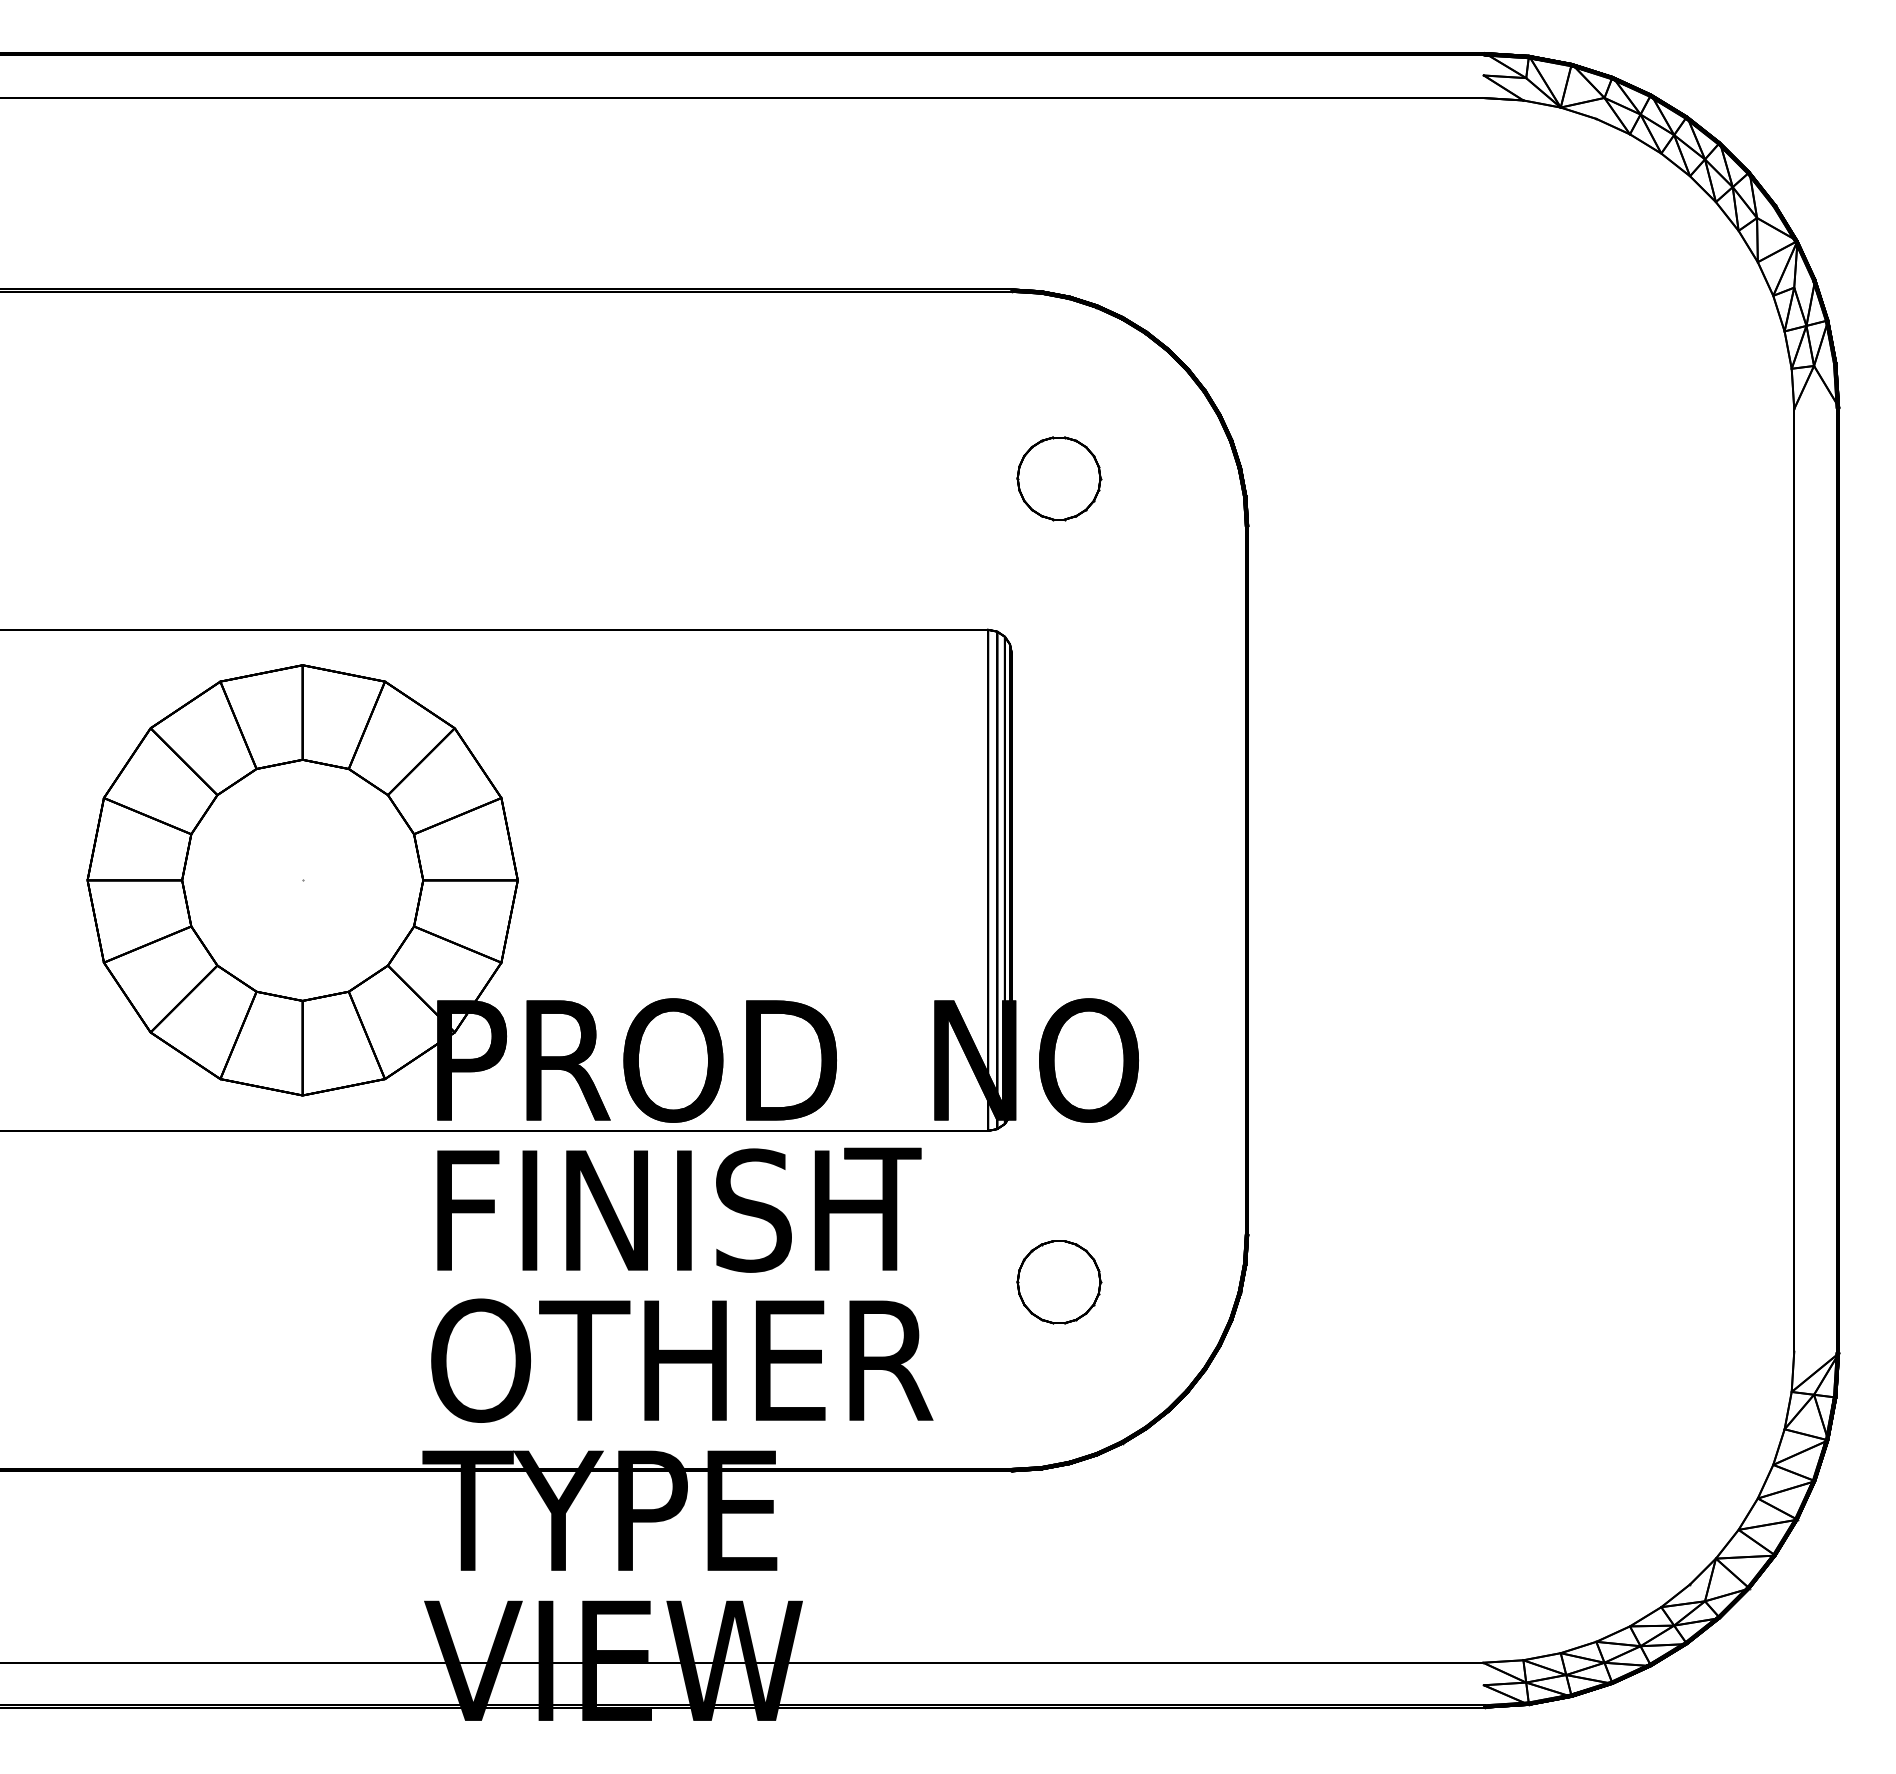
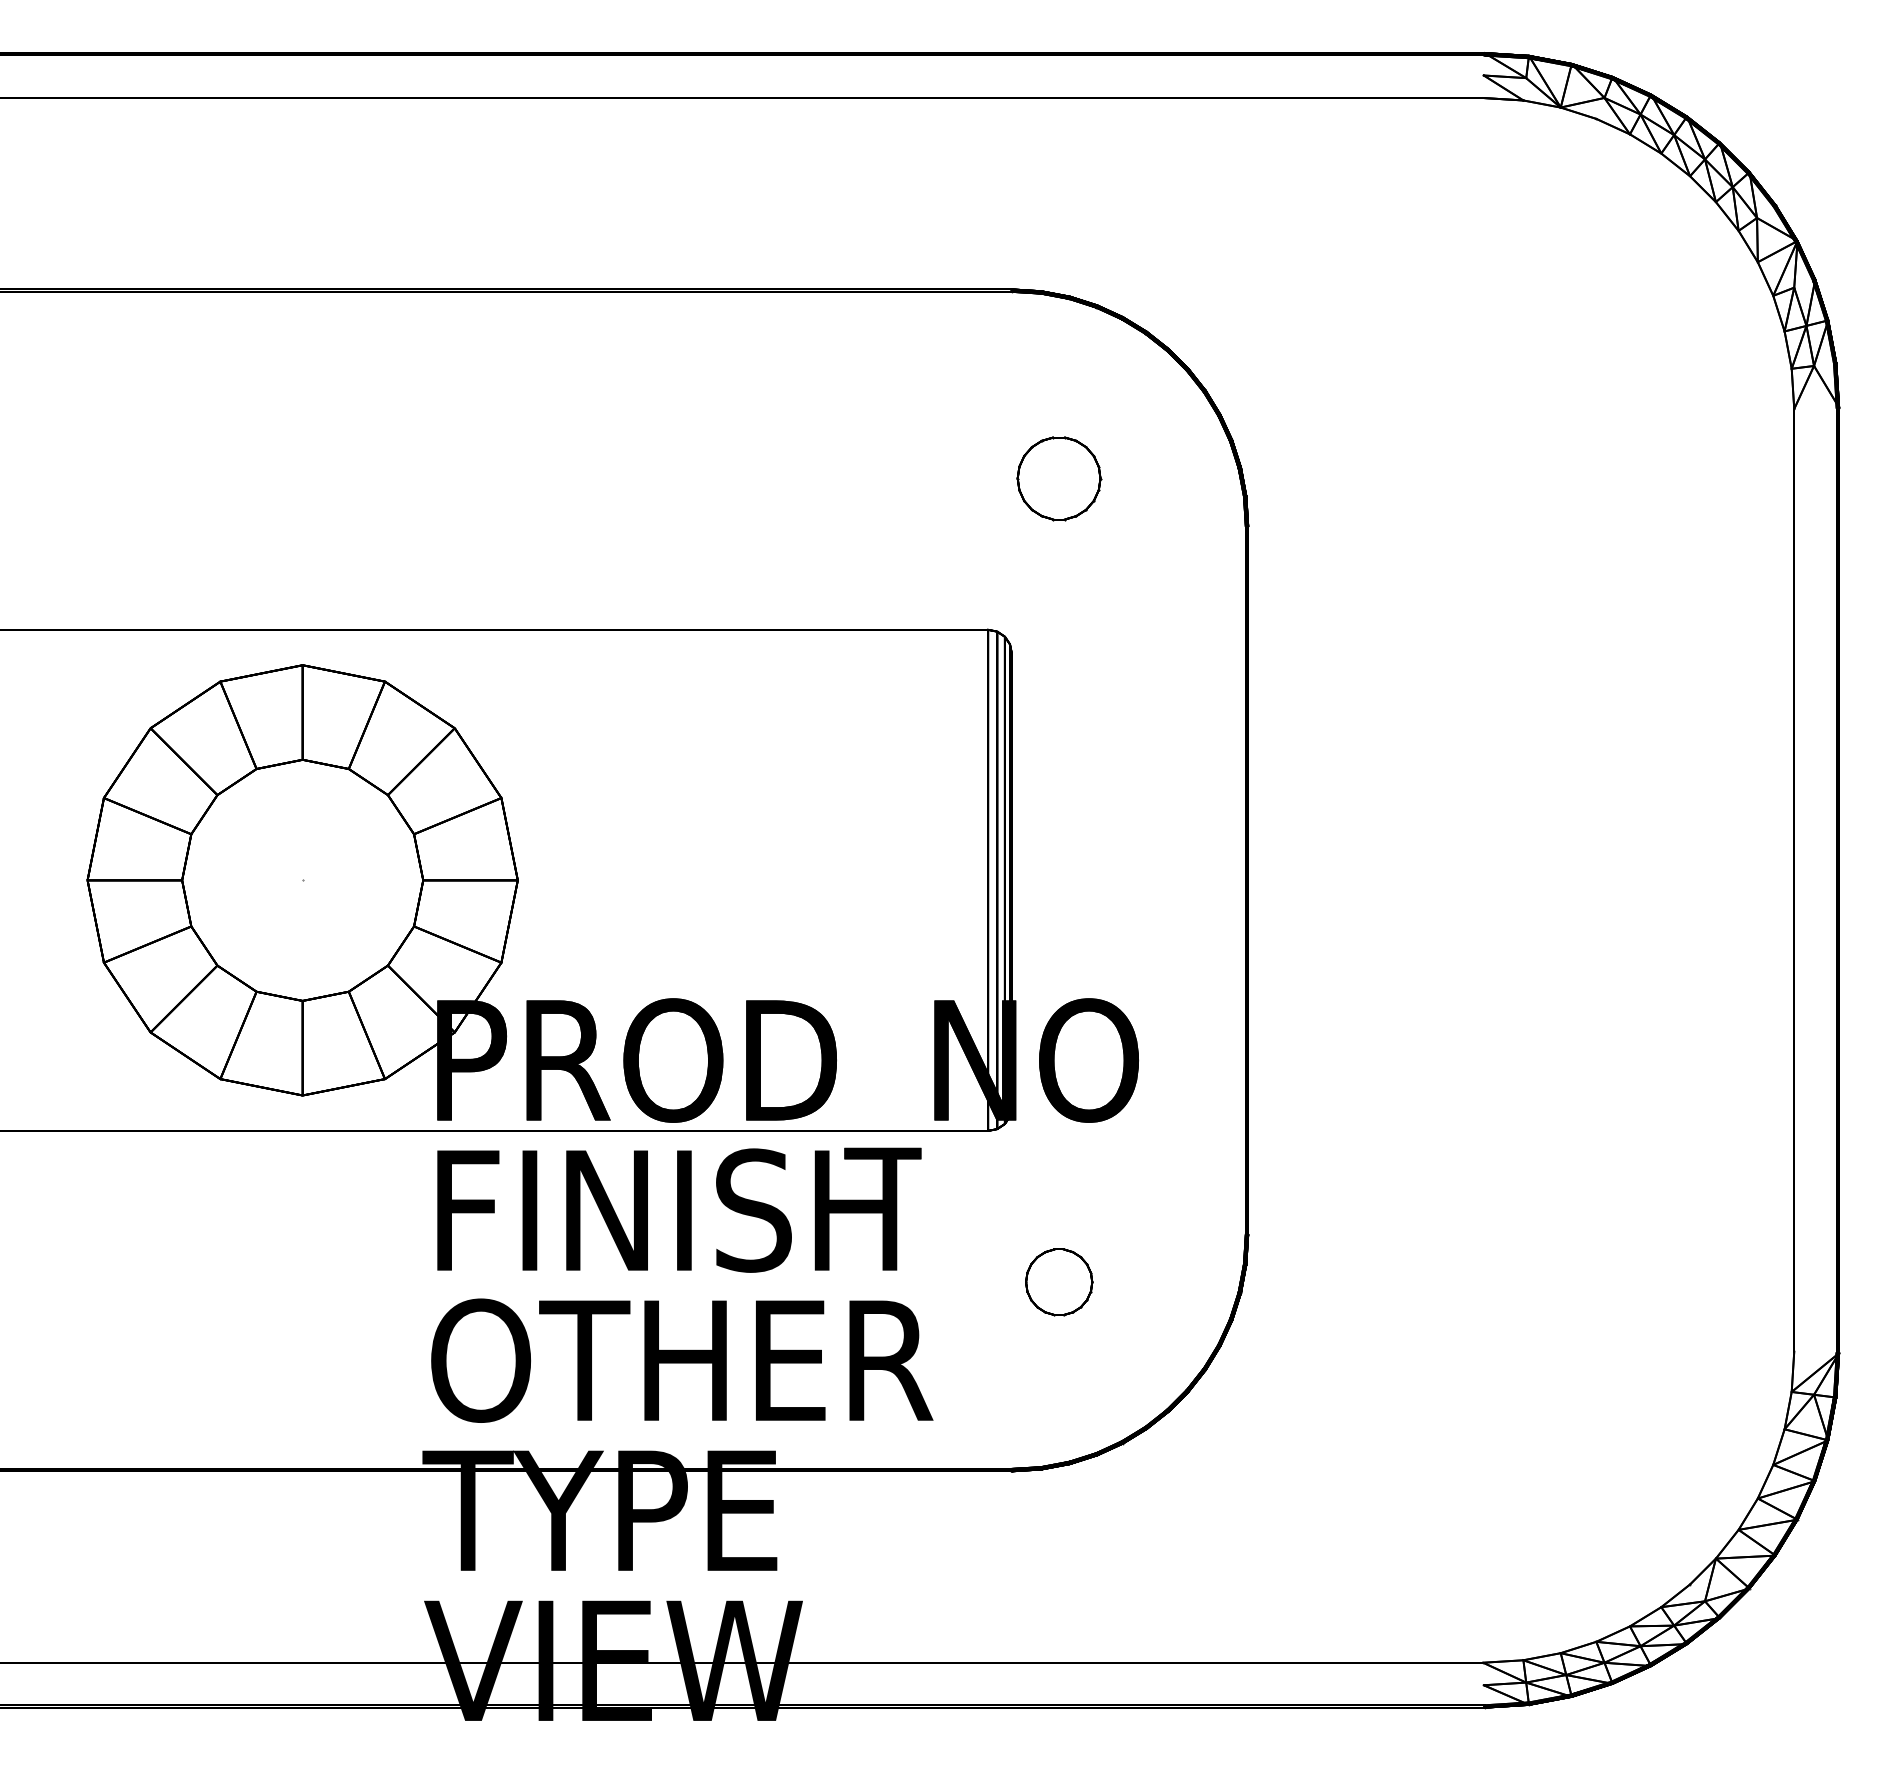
part size: 87x85 px -> 69x69 px (1059, 1282)
